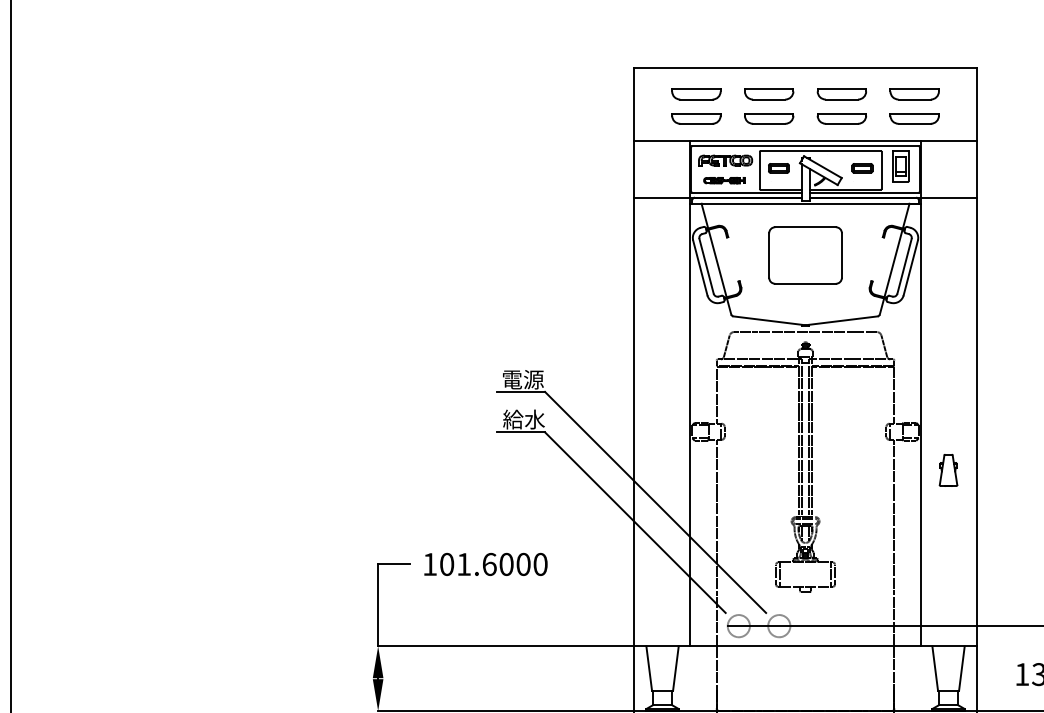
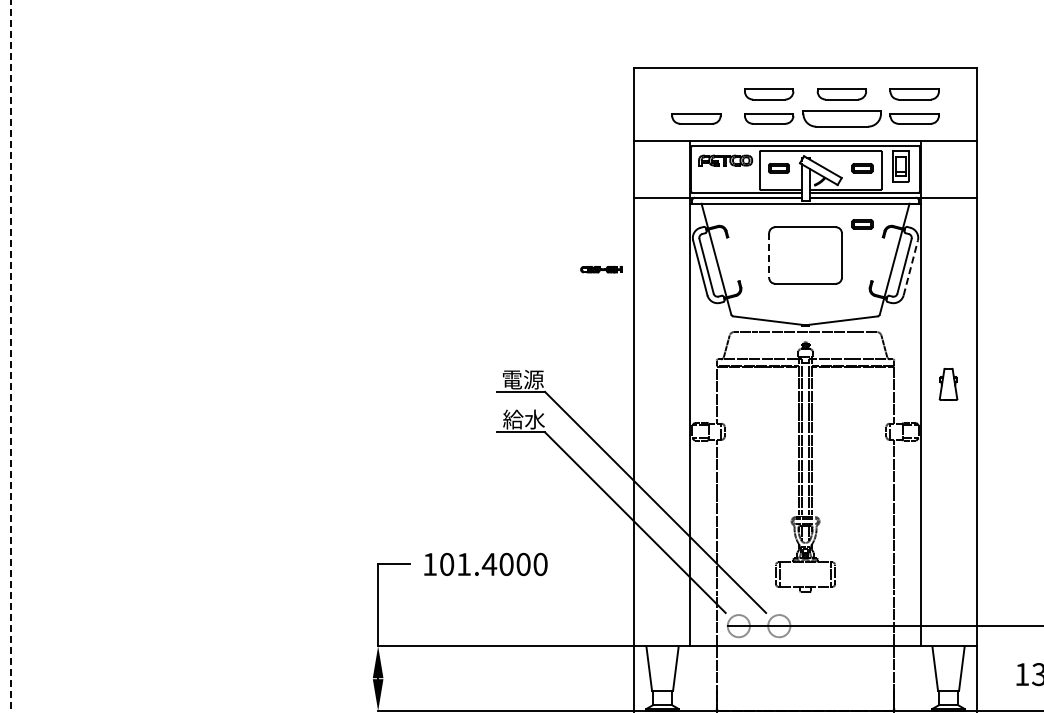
part: present -> none (696, 94)
part size: 51x12 px -> 80x18 px (841, 118)
part position: (724, 180) -> (601, 269) (601, 269)
part: none -> present (862, 224)
line: solid -> dashed (769, 256)
line: solid -> dashed (910, 267)
line: solid -> dashed (10, 356)
part position: (948, 470) -> (948, 384) (948, 384)
text: 101.6000 -> 101.4000 (489, 564)
